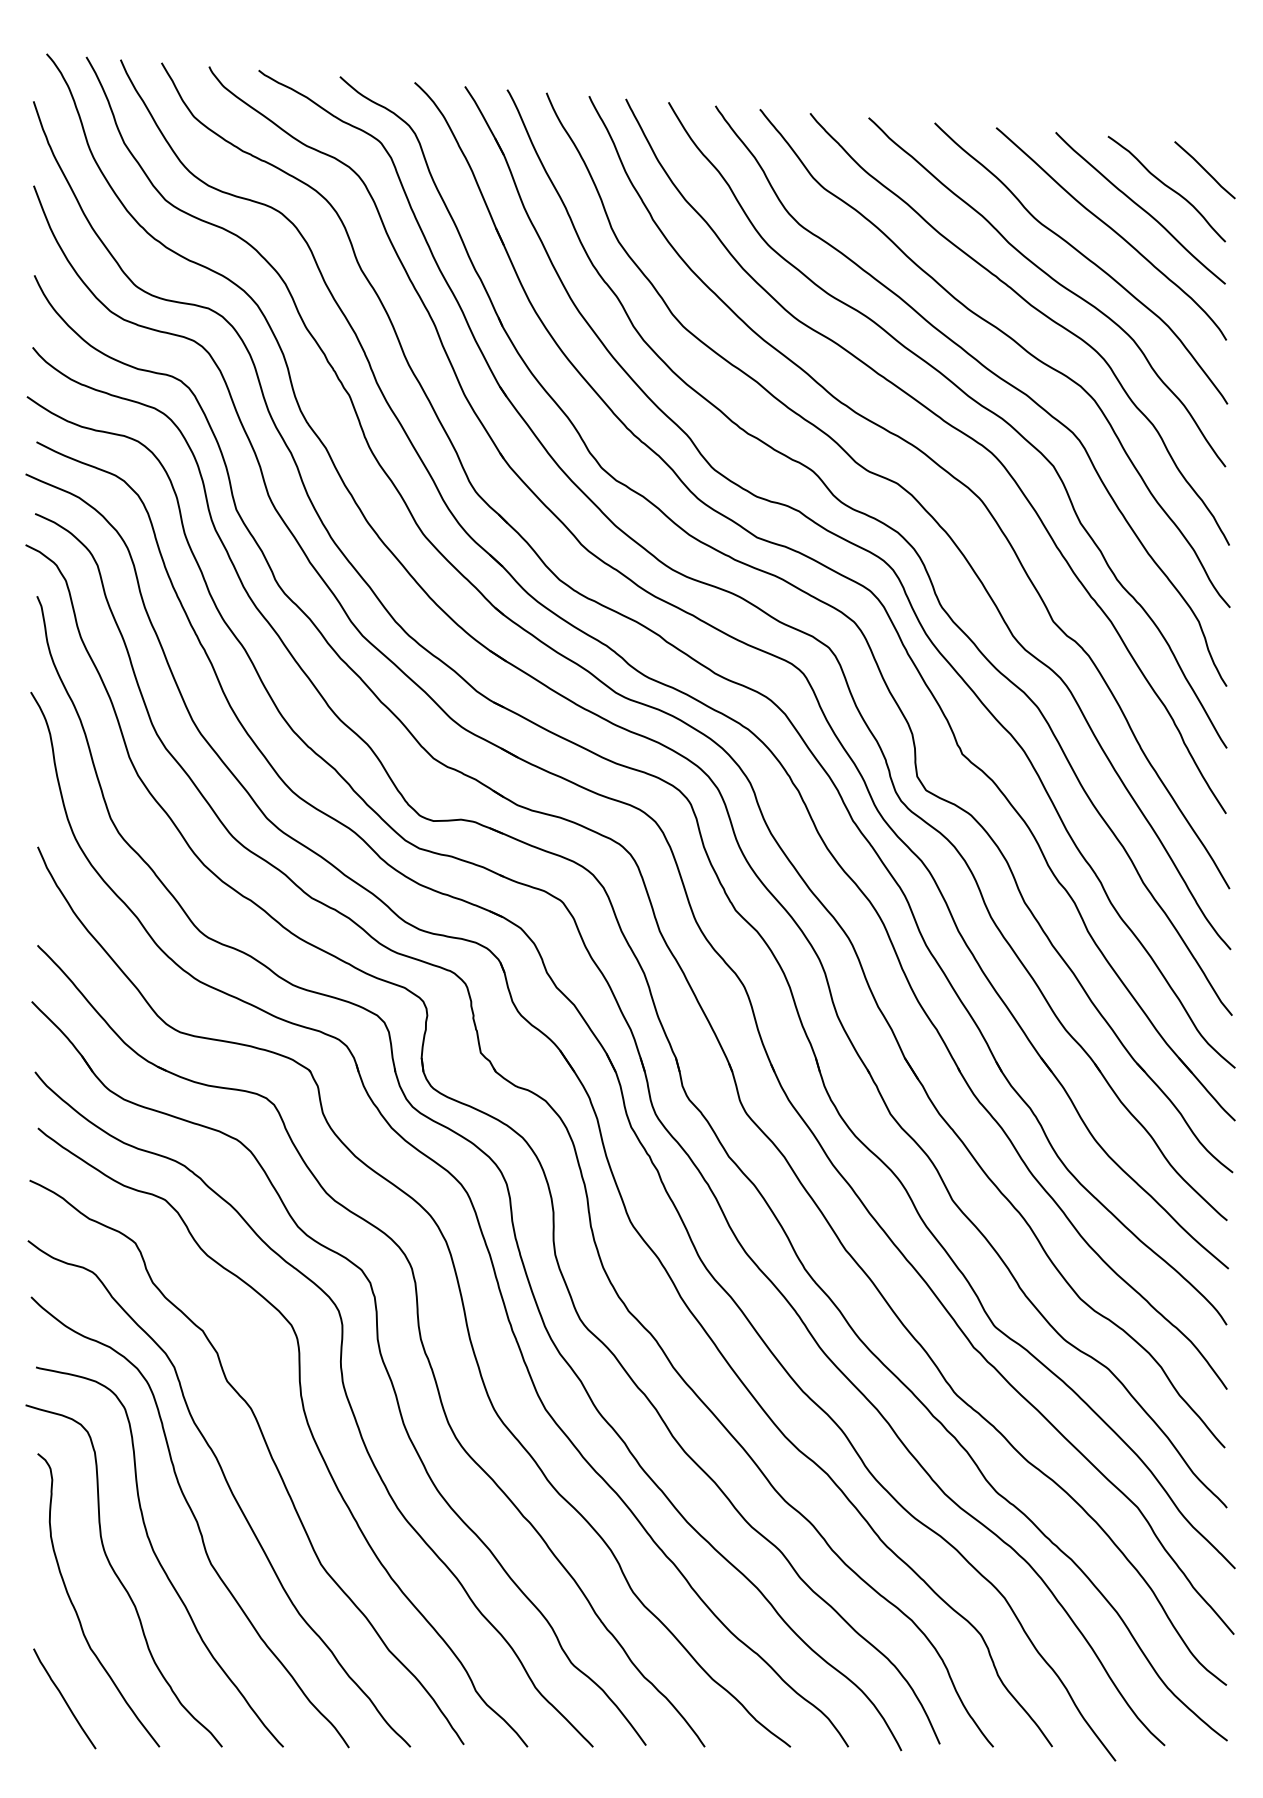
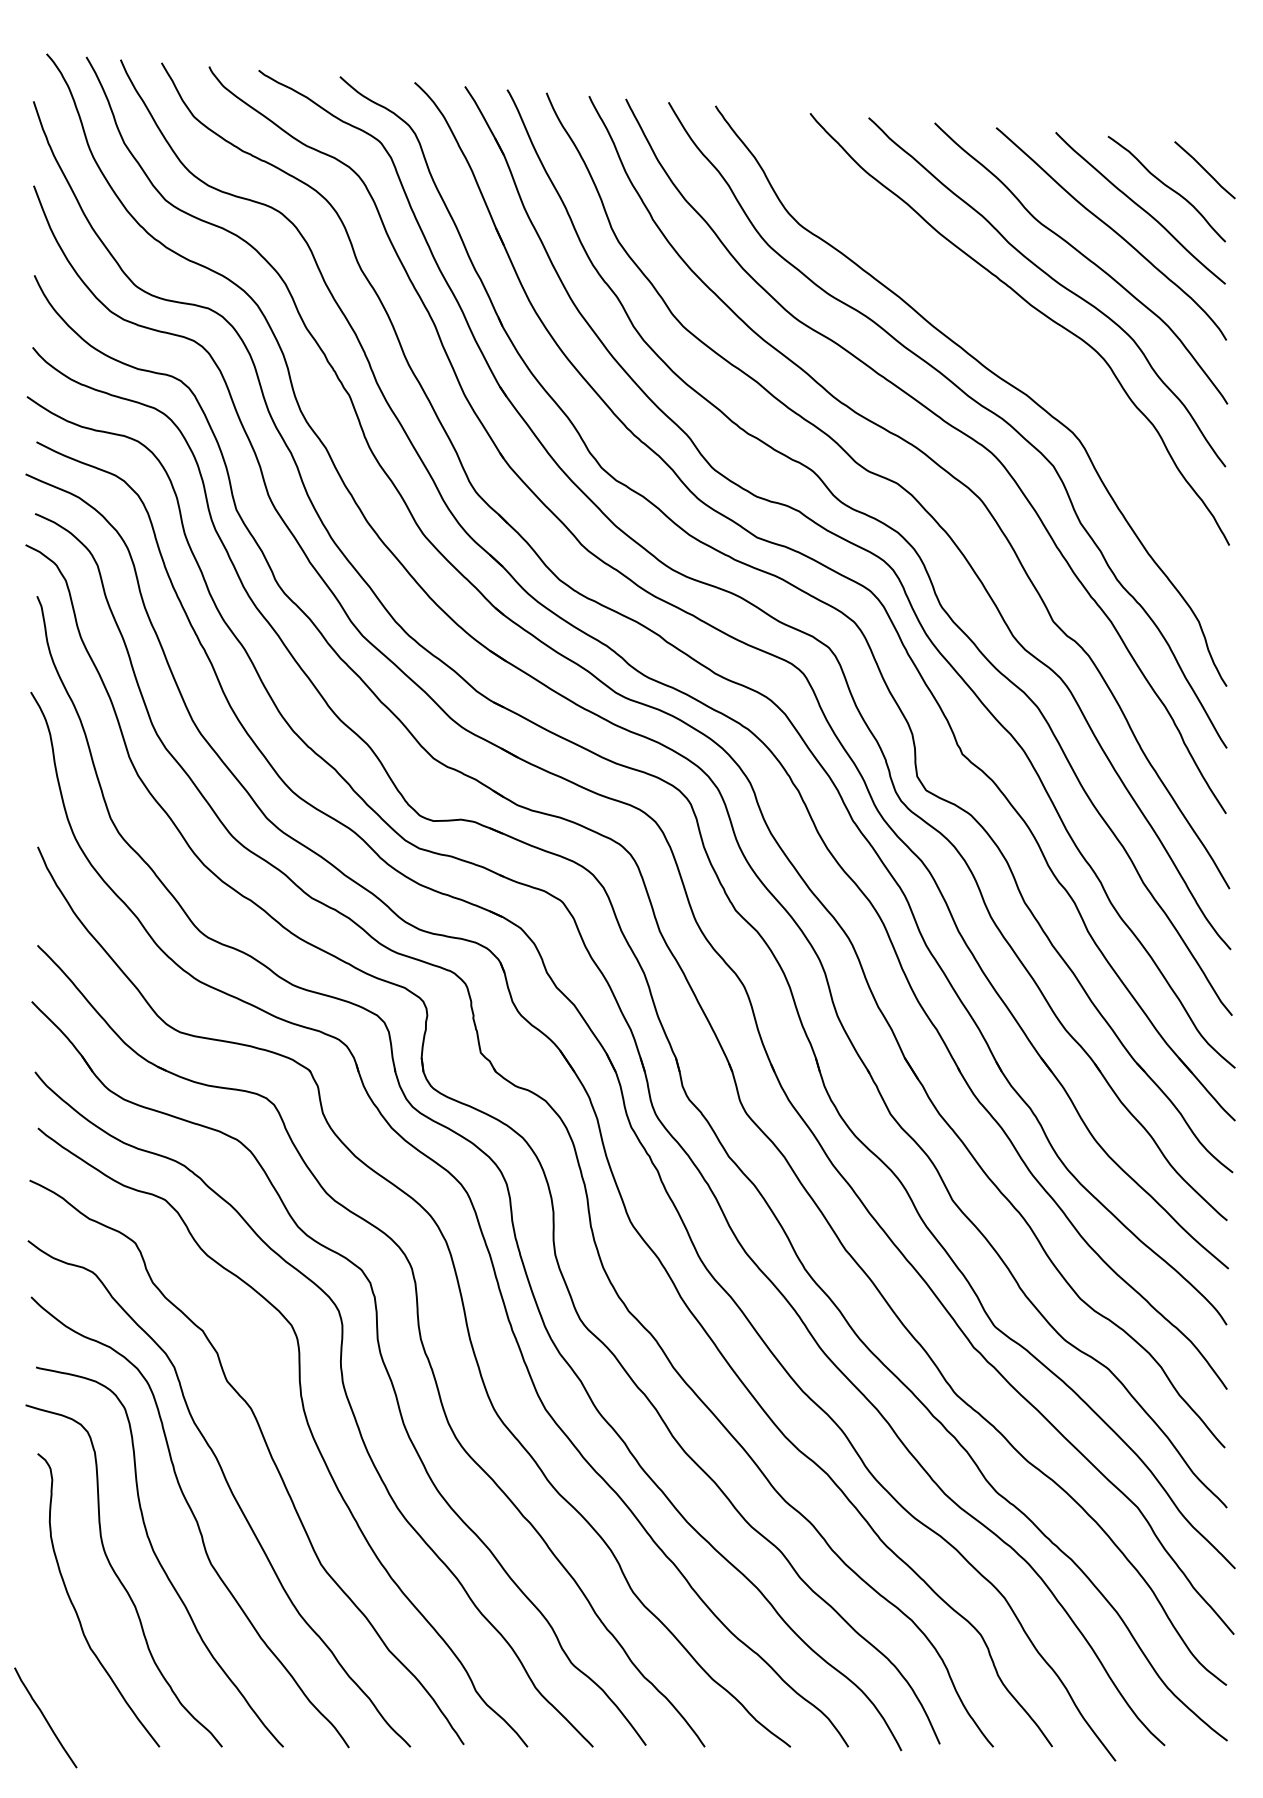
curve: present -> none (1009, 338)
curve position: (64, 1698) -> (45, 1717) (45, 1717)
